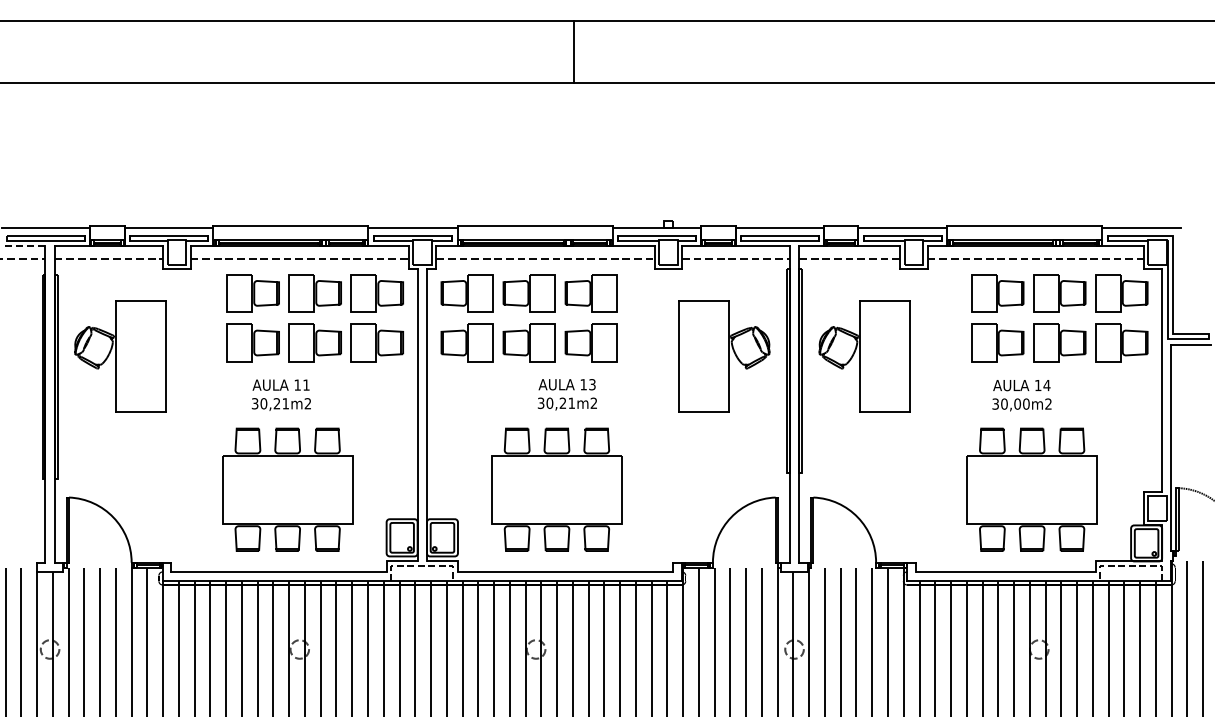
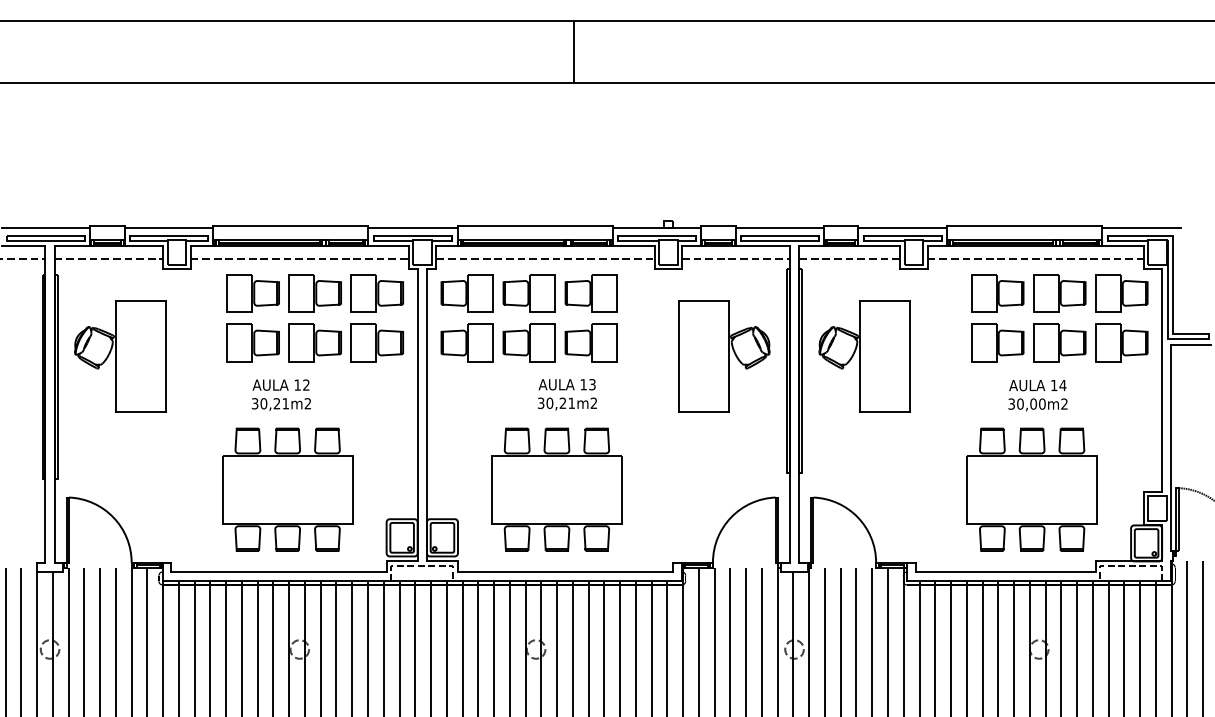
line: dashed -> solid (23, 246)
text: 11 -> 12 (306, 384)
text position: (1021, 395) -> (1037, 395) (1037, 395)
